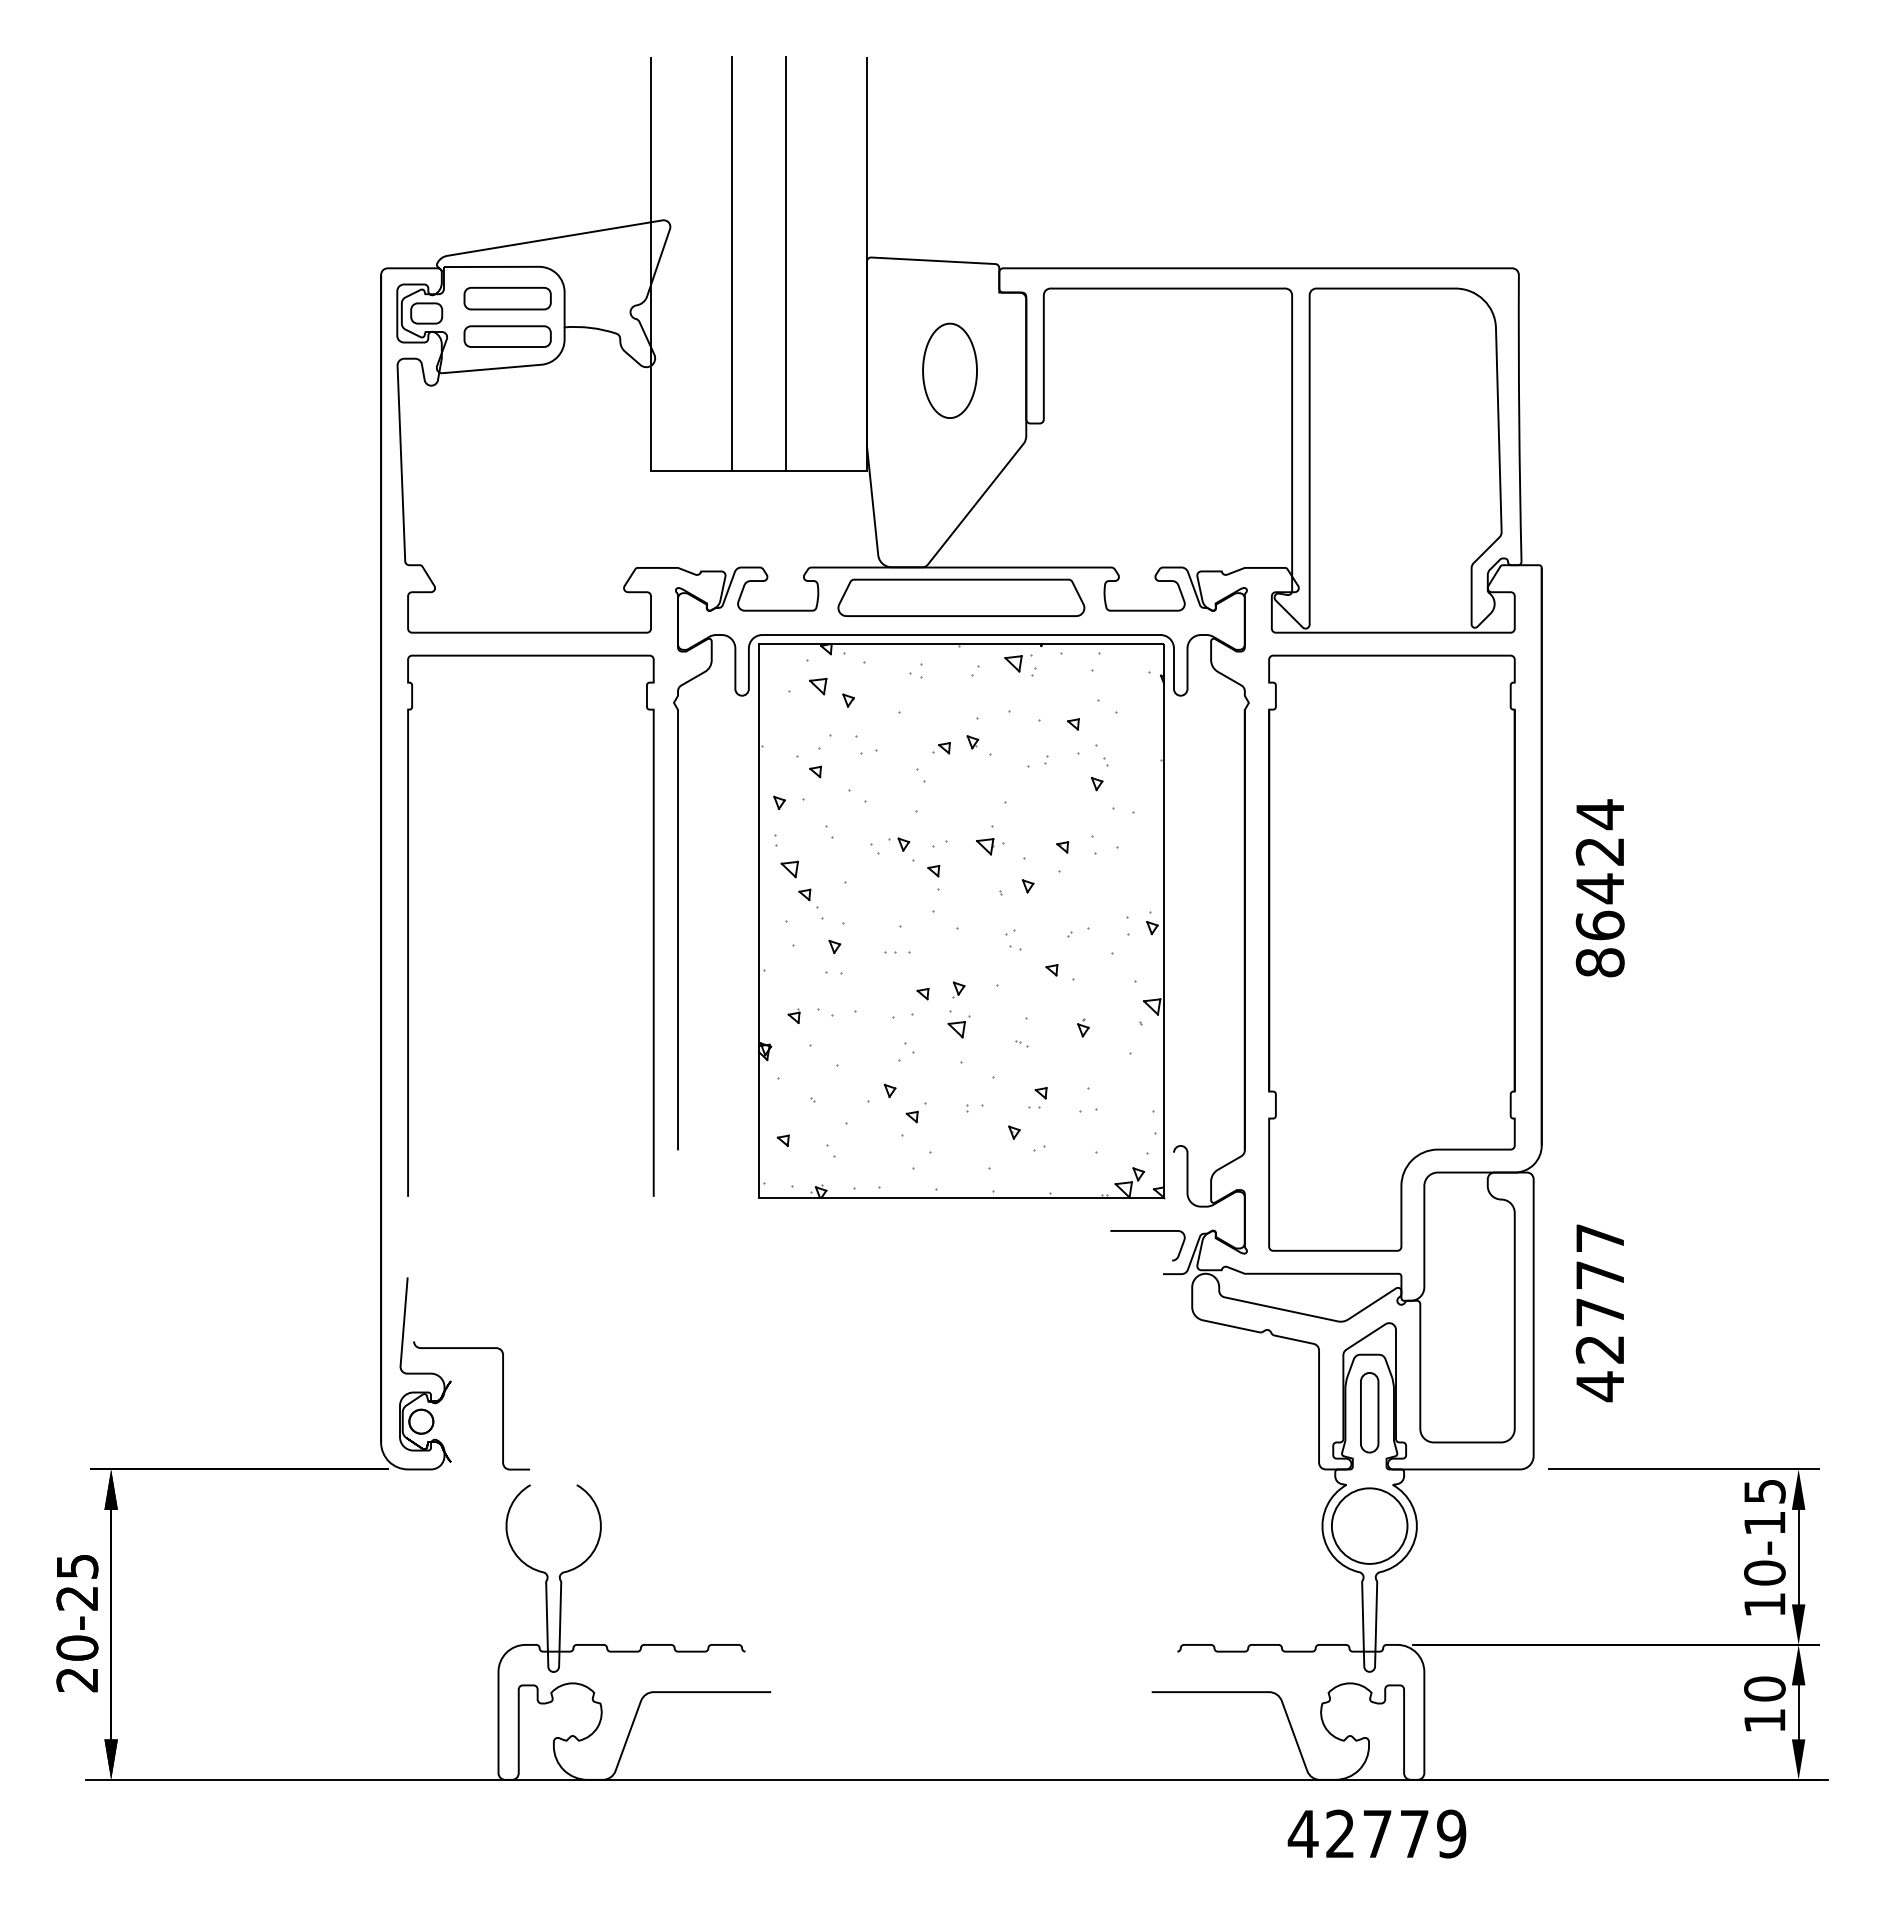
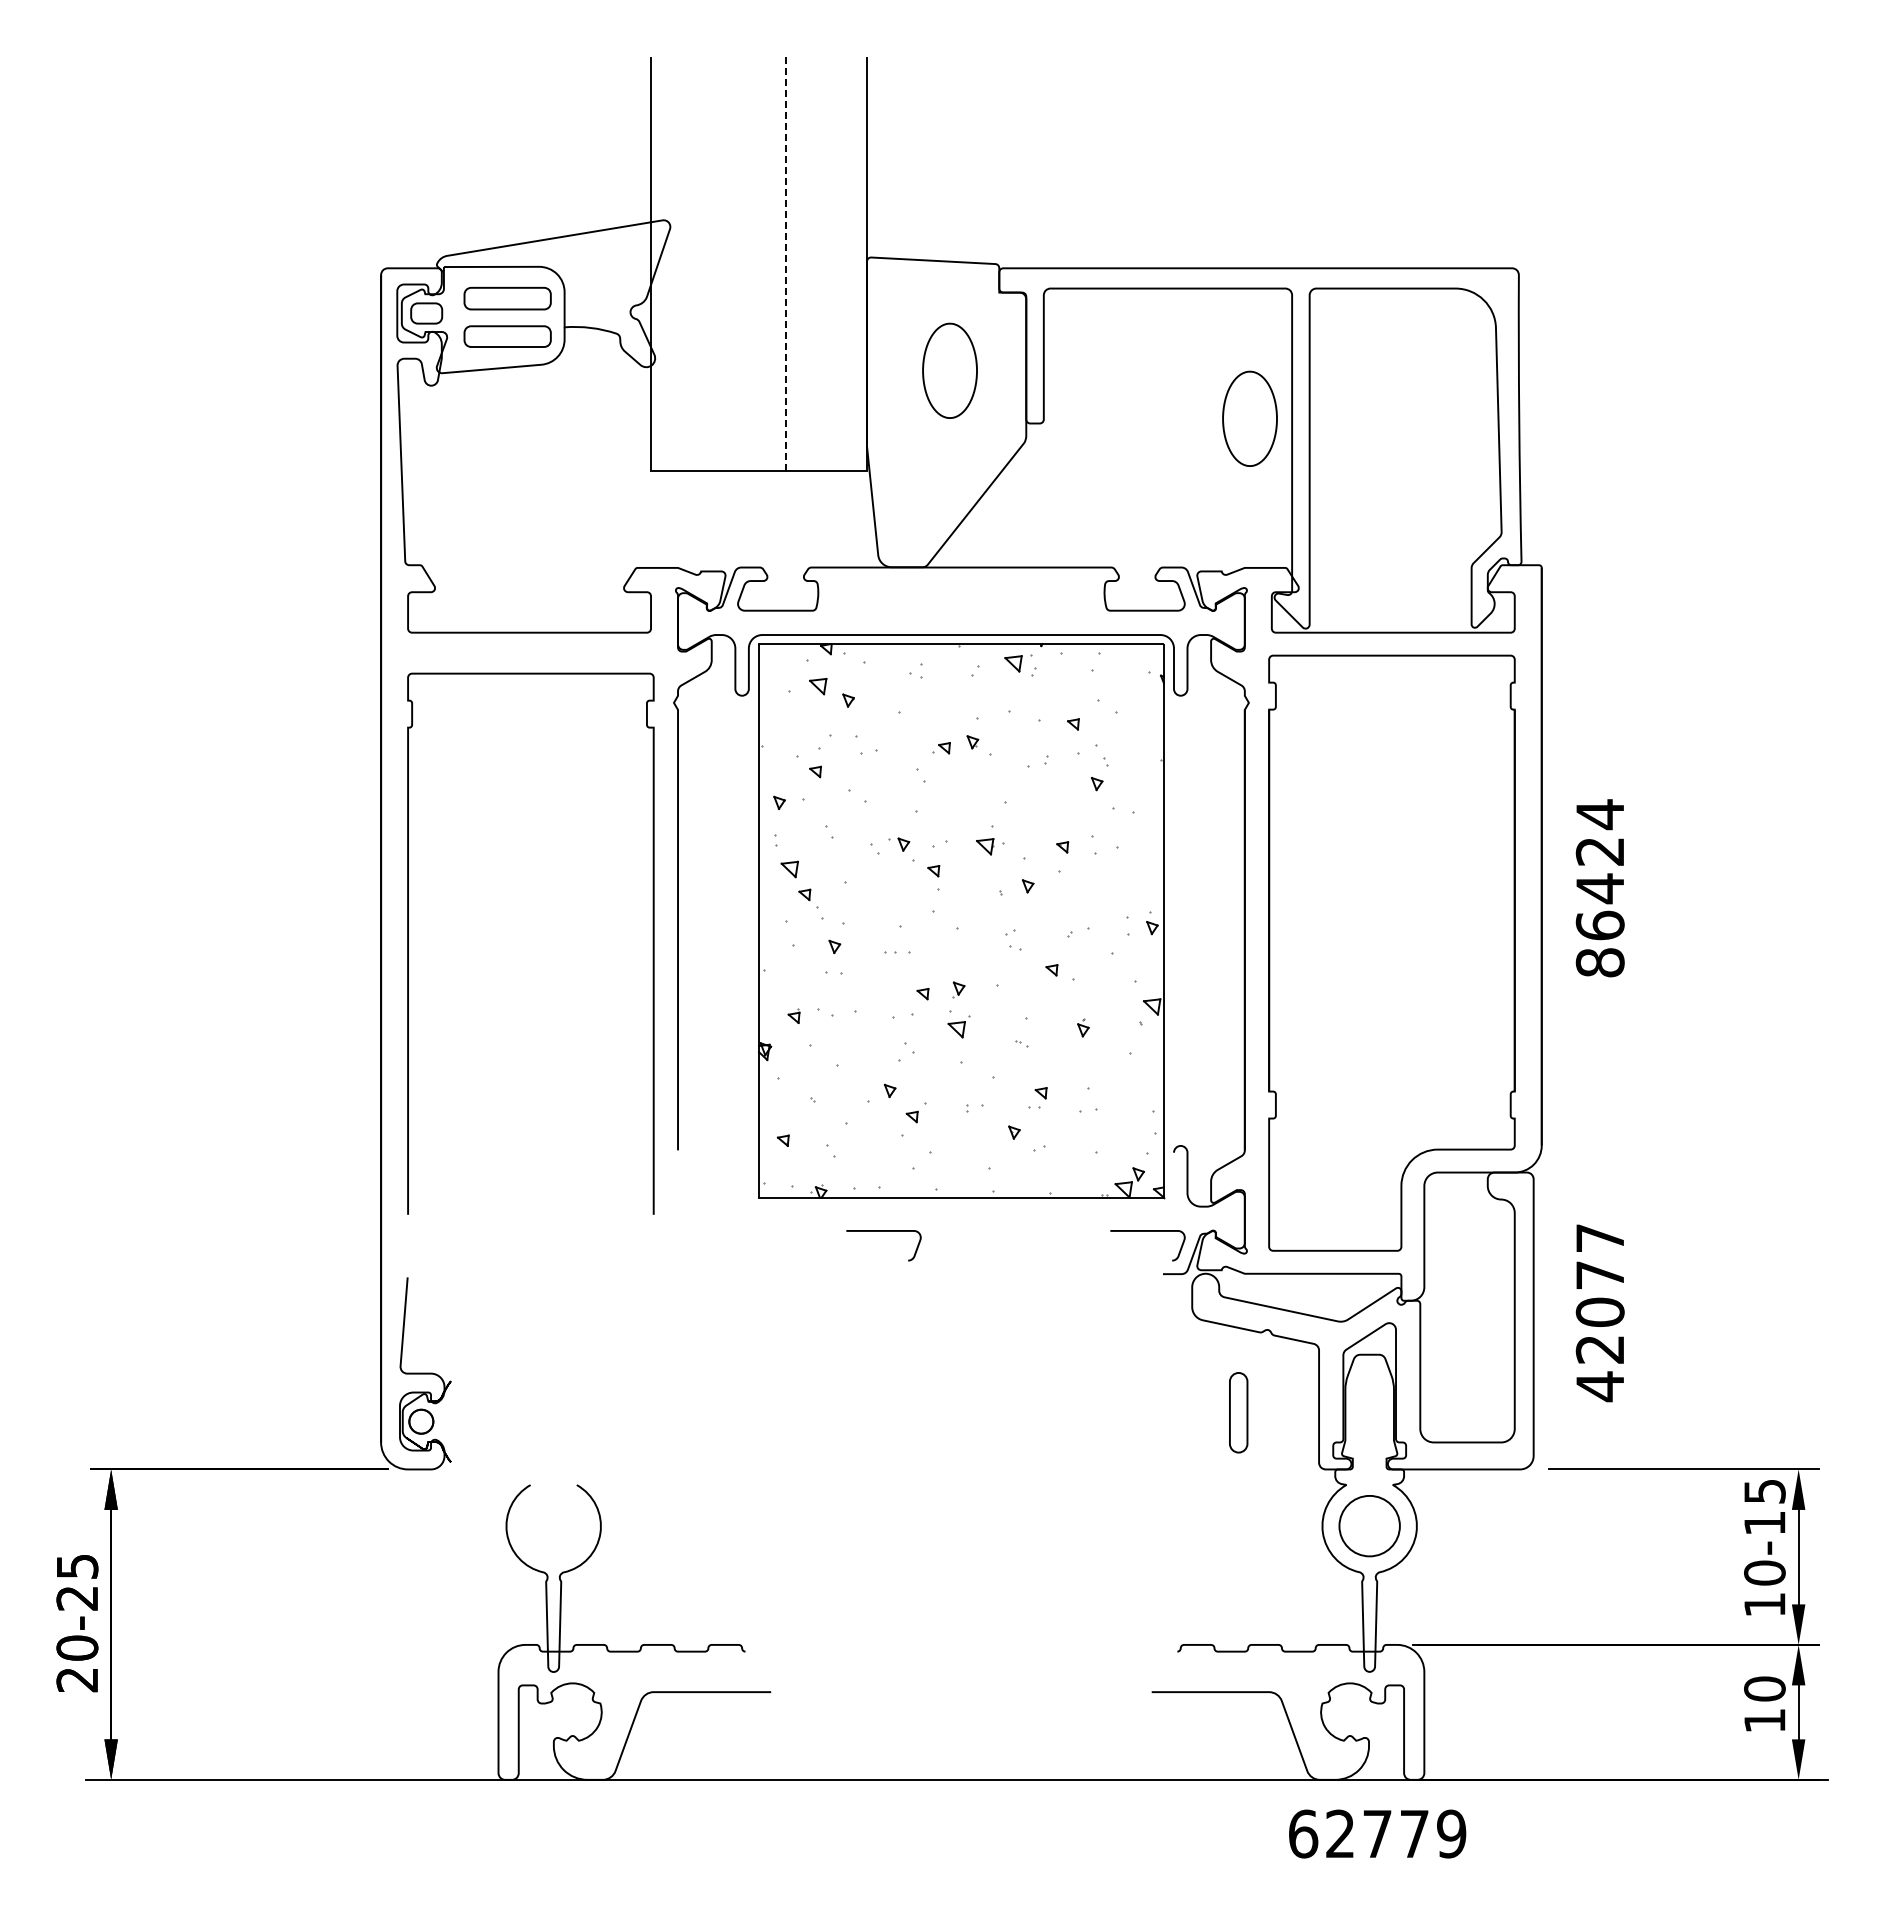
line: present -> none (731, 263)
line: solid -> dashed (785, 264)
part: none -> present (1249, 418)
part: present -> none (961, 597)
curve position: (408, 925) -> (408, 943) (408, 943)
curve: none -> present (883, 1231)
text: 42777 -> 42077 (1599, 1311)
curve: present -> none (502, 1405)
part position: (1369, 1412) -> (1238, 1412) (1238, 1412)
circle diameter: 76 px -> 60 px (1369, 1525)
text: 42779 -> 62779 (1302, 1833)
